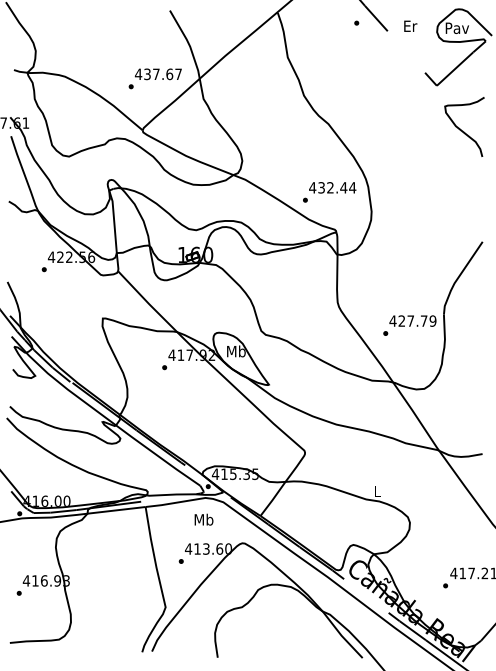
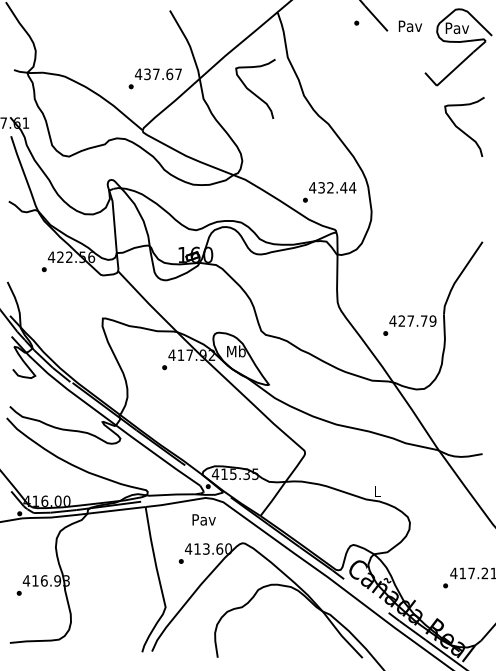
text: Er -> Pav (410, 26)
curve: none -> present (252, 91)
text: Mb -> Pav (203, 519)
